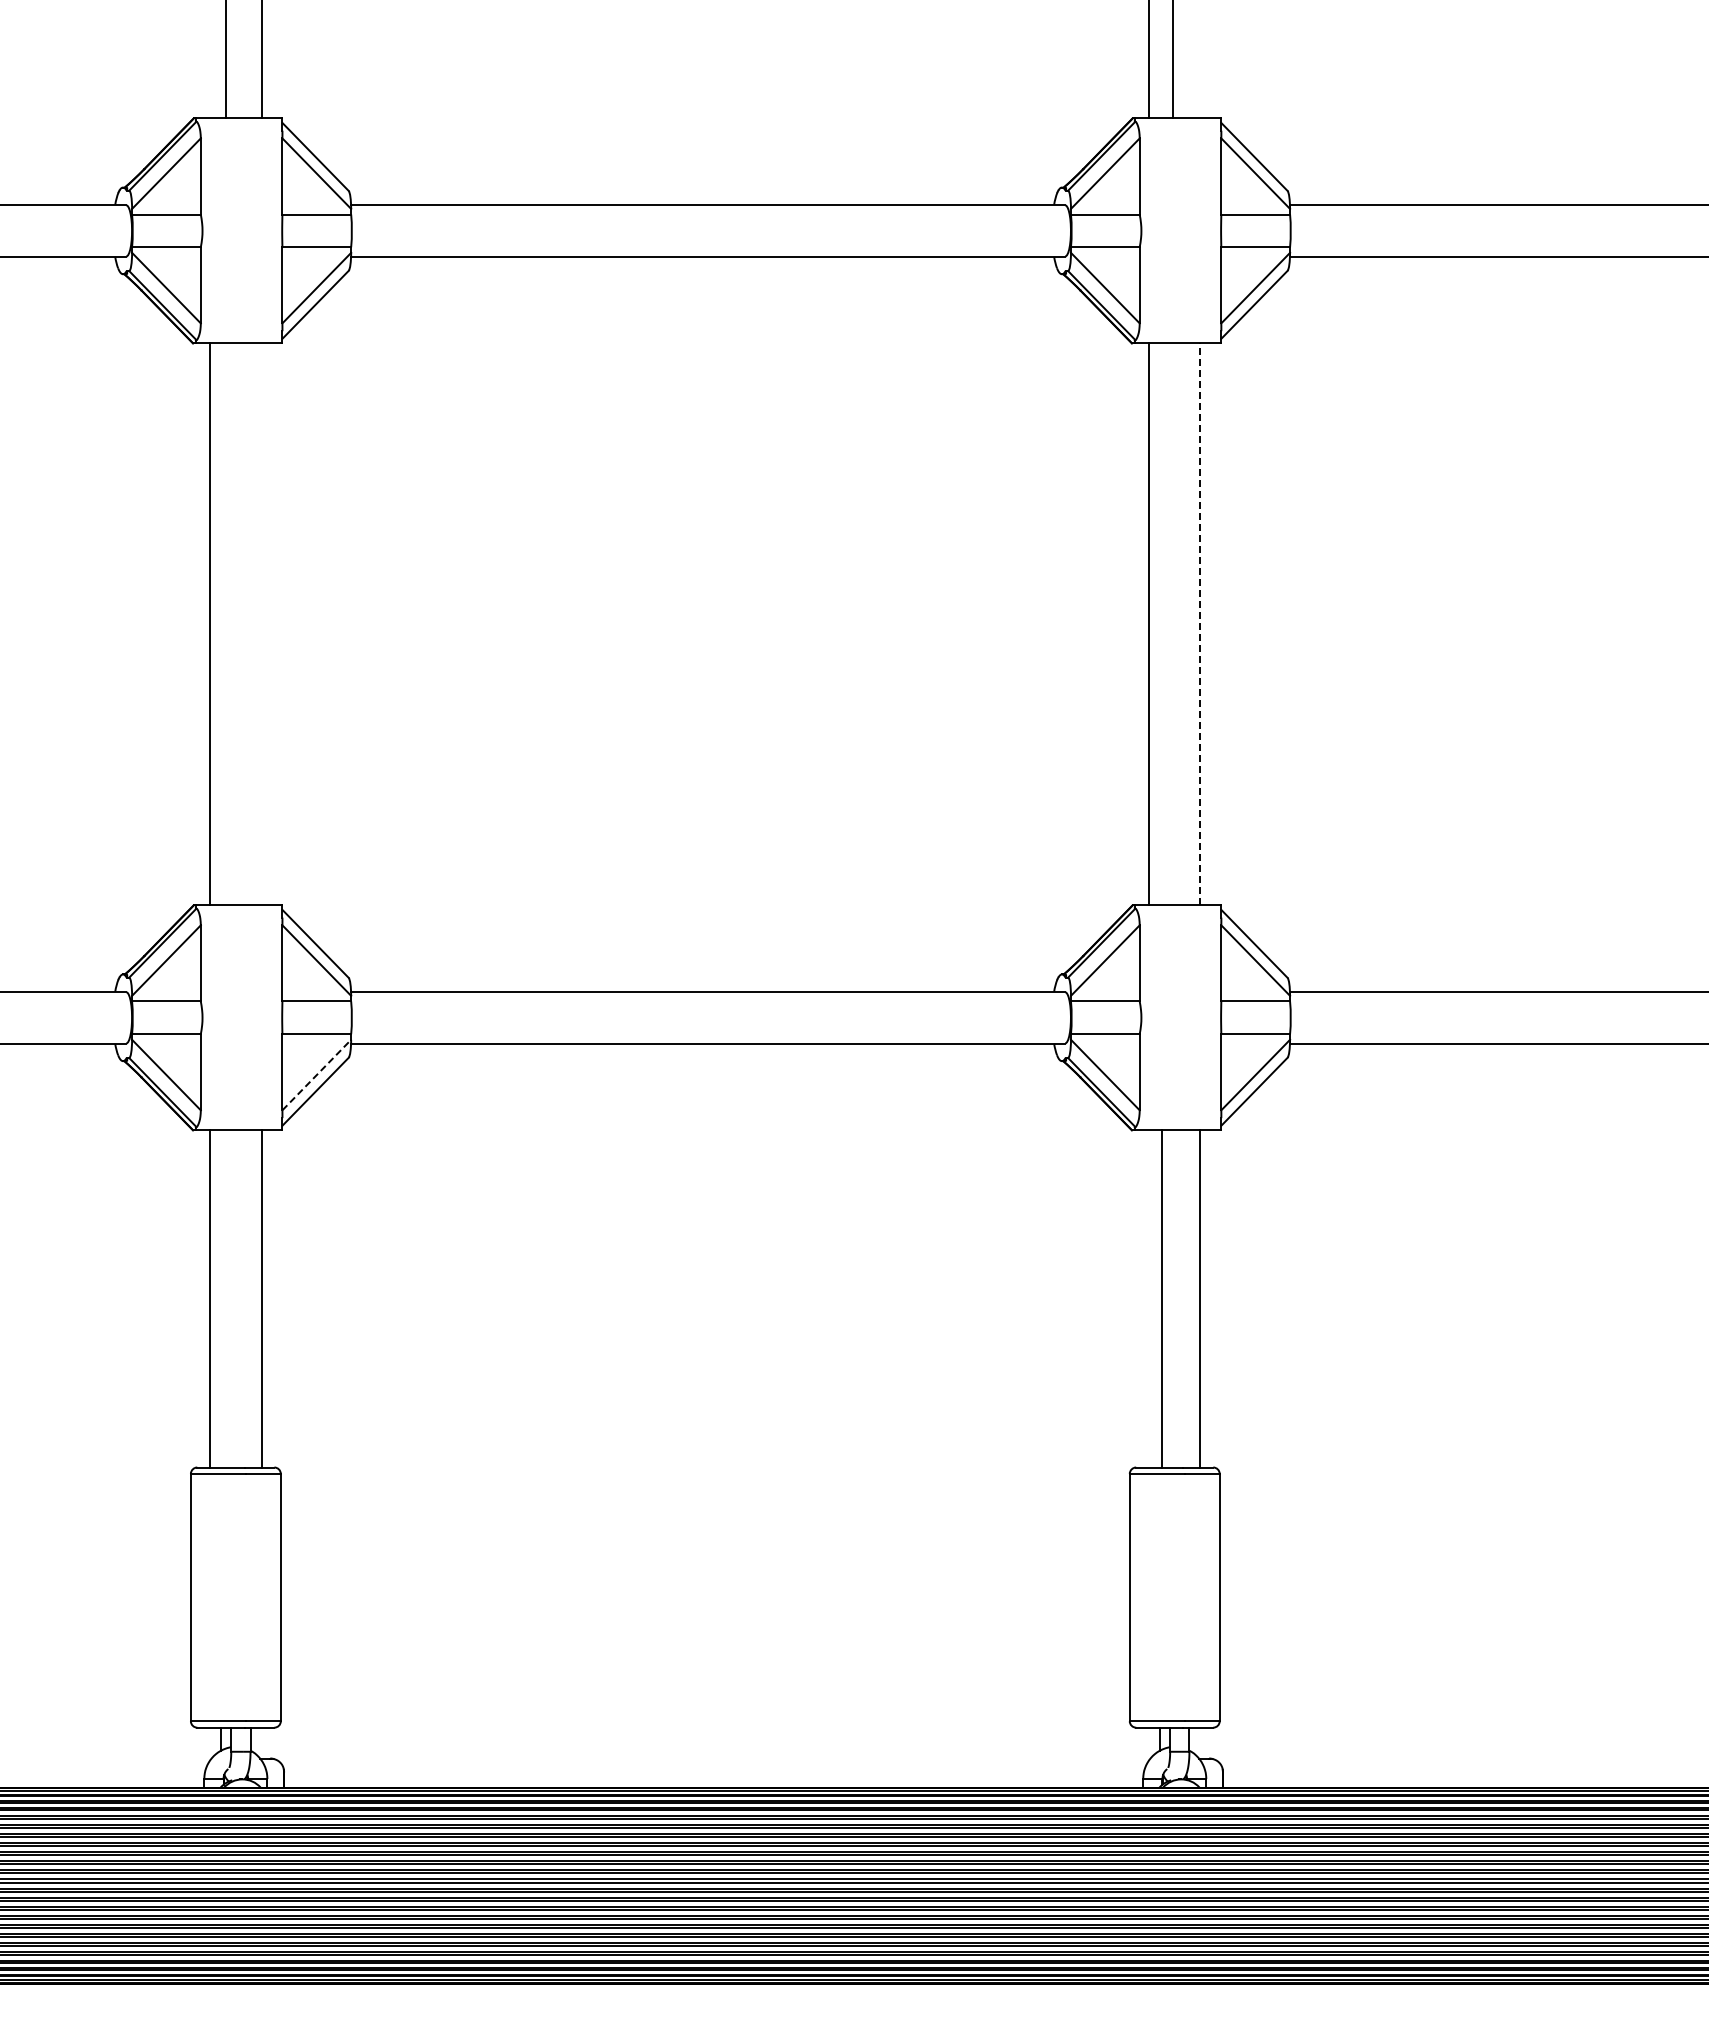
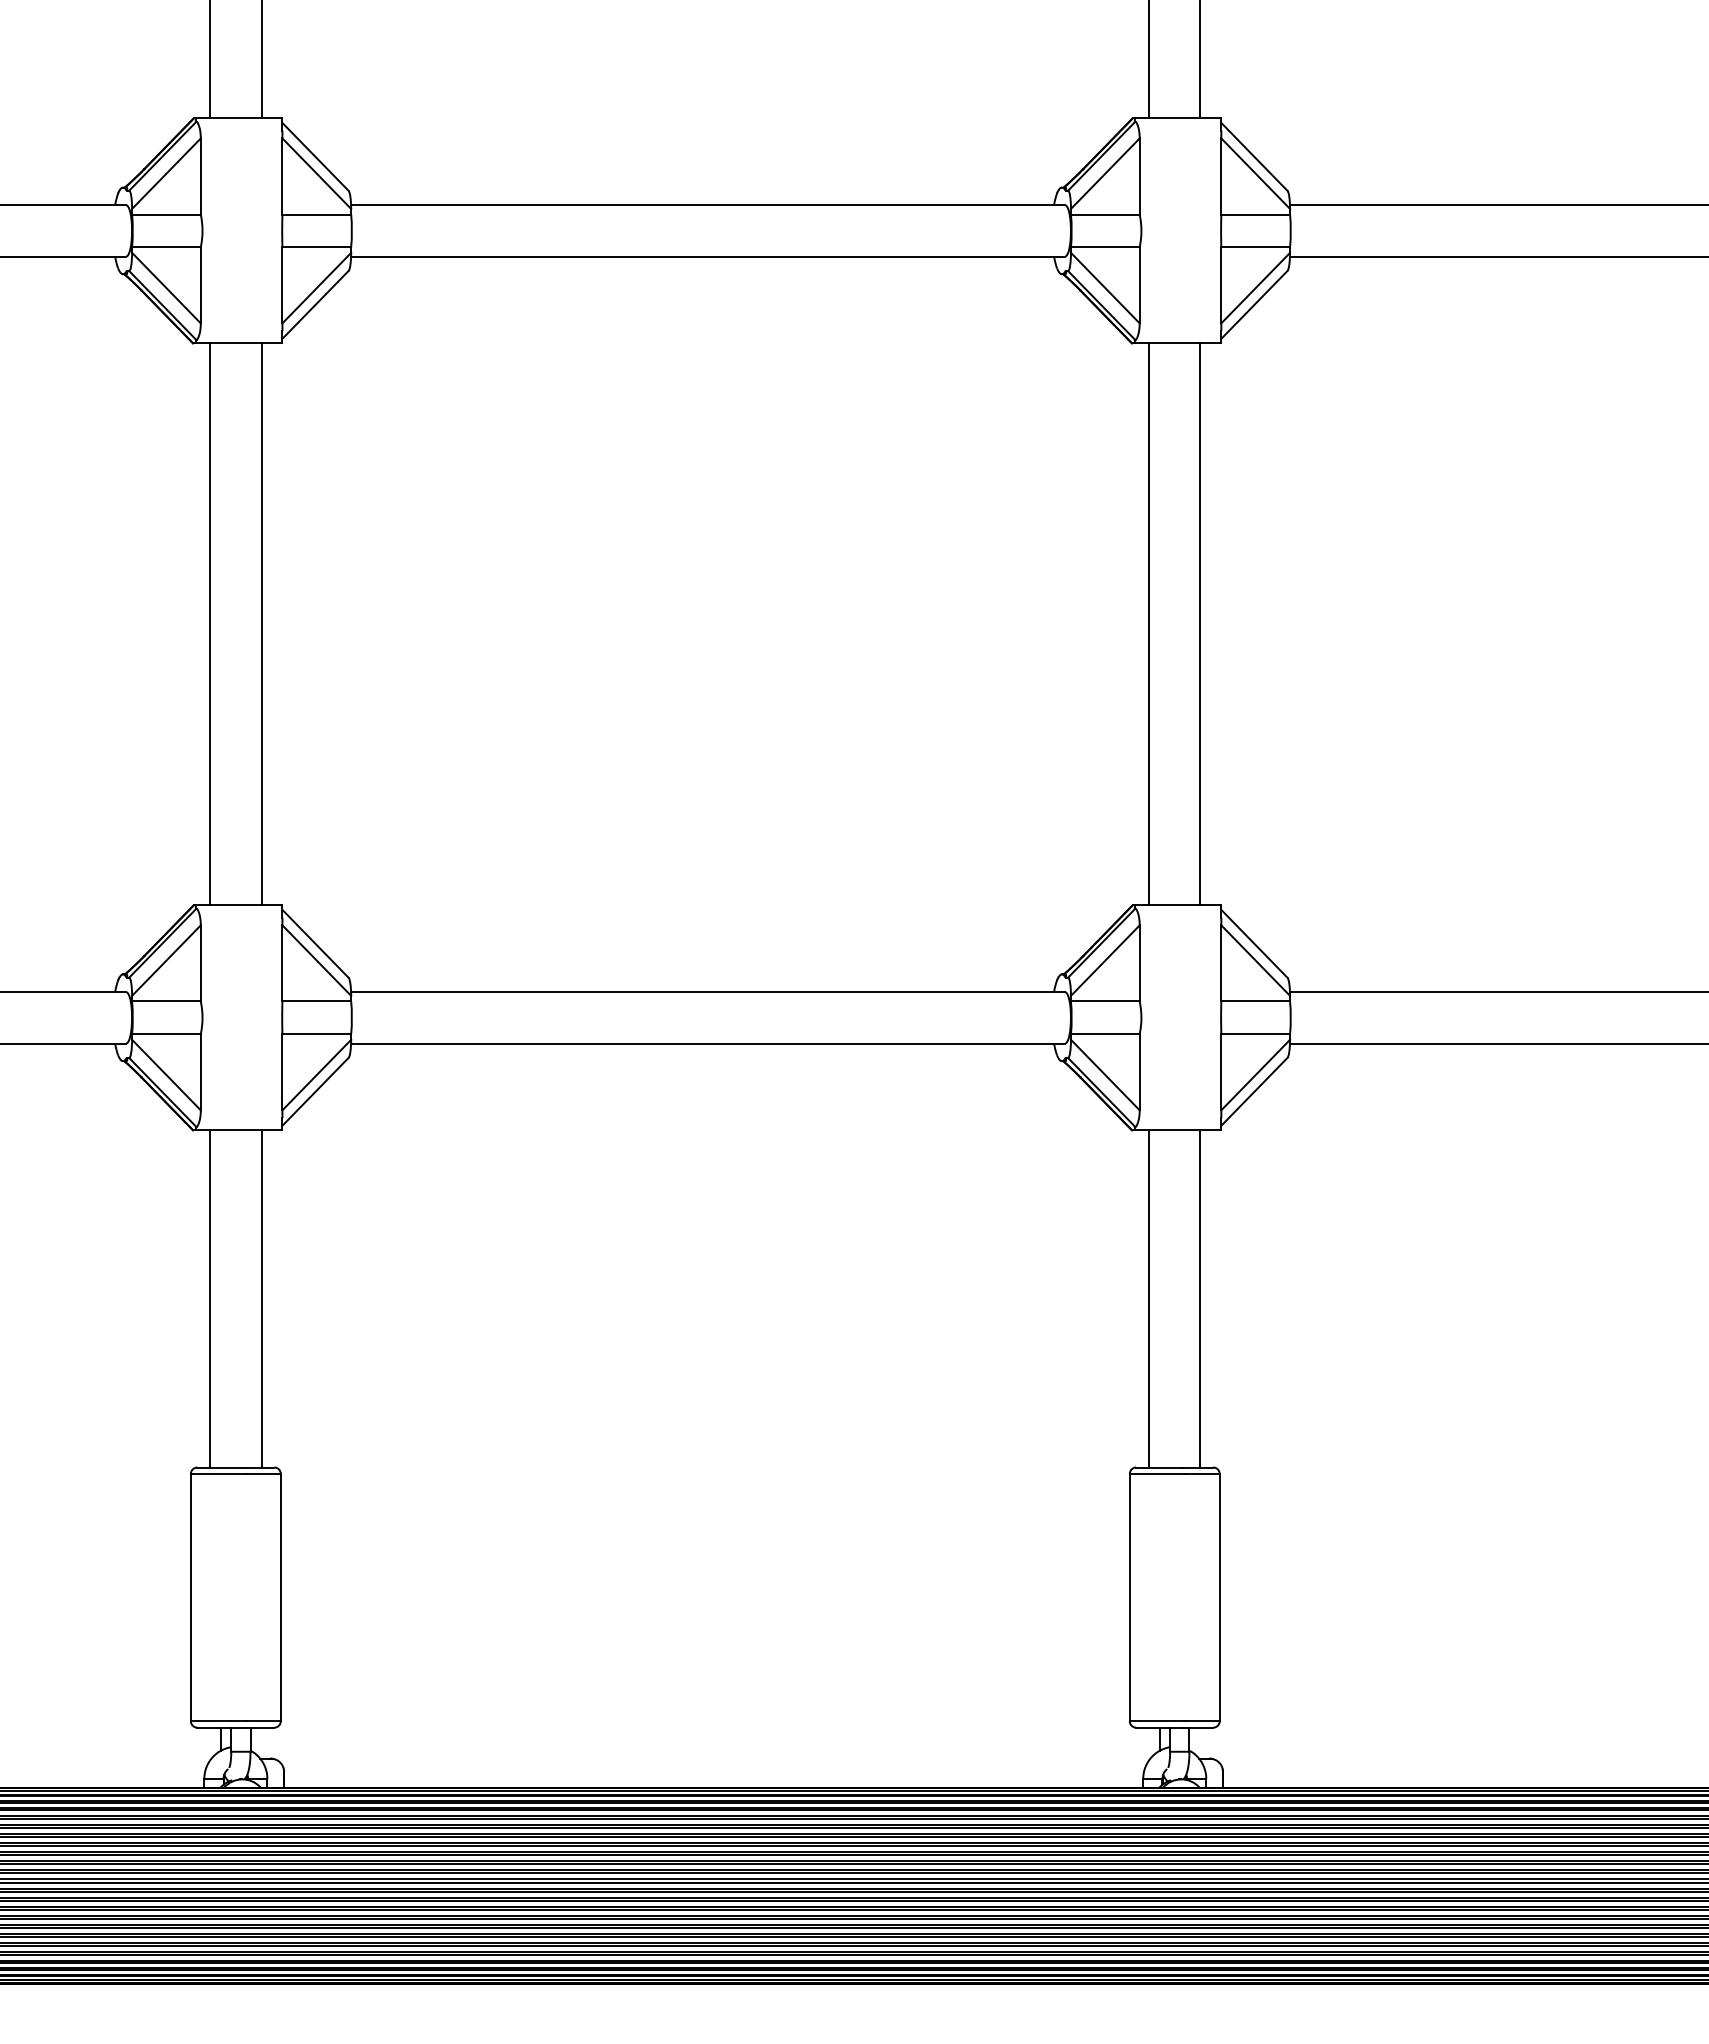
line position: (226, 60) -> (210, 60) (210, 60)
line position: (1173, 60) -> (1200, 60) (1200, 60)
line: dashed -> solid (1200, 623)
line: none -> present (261, 624)
line: dashed -> solid (317, 1074)
line position: (1162, 1298) -> (1149, 1298) (1149, 1298)
